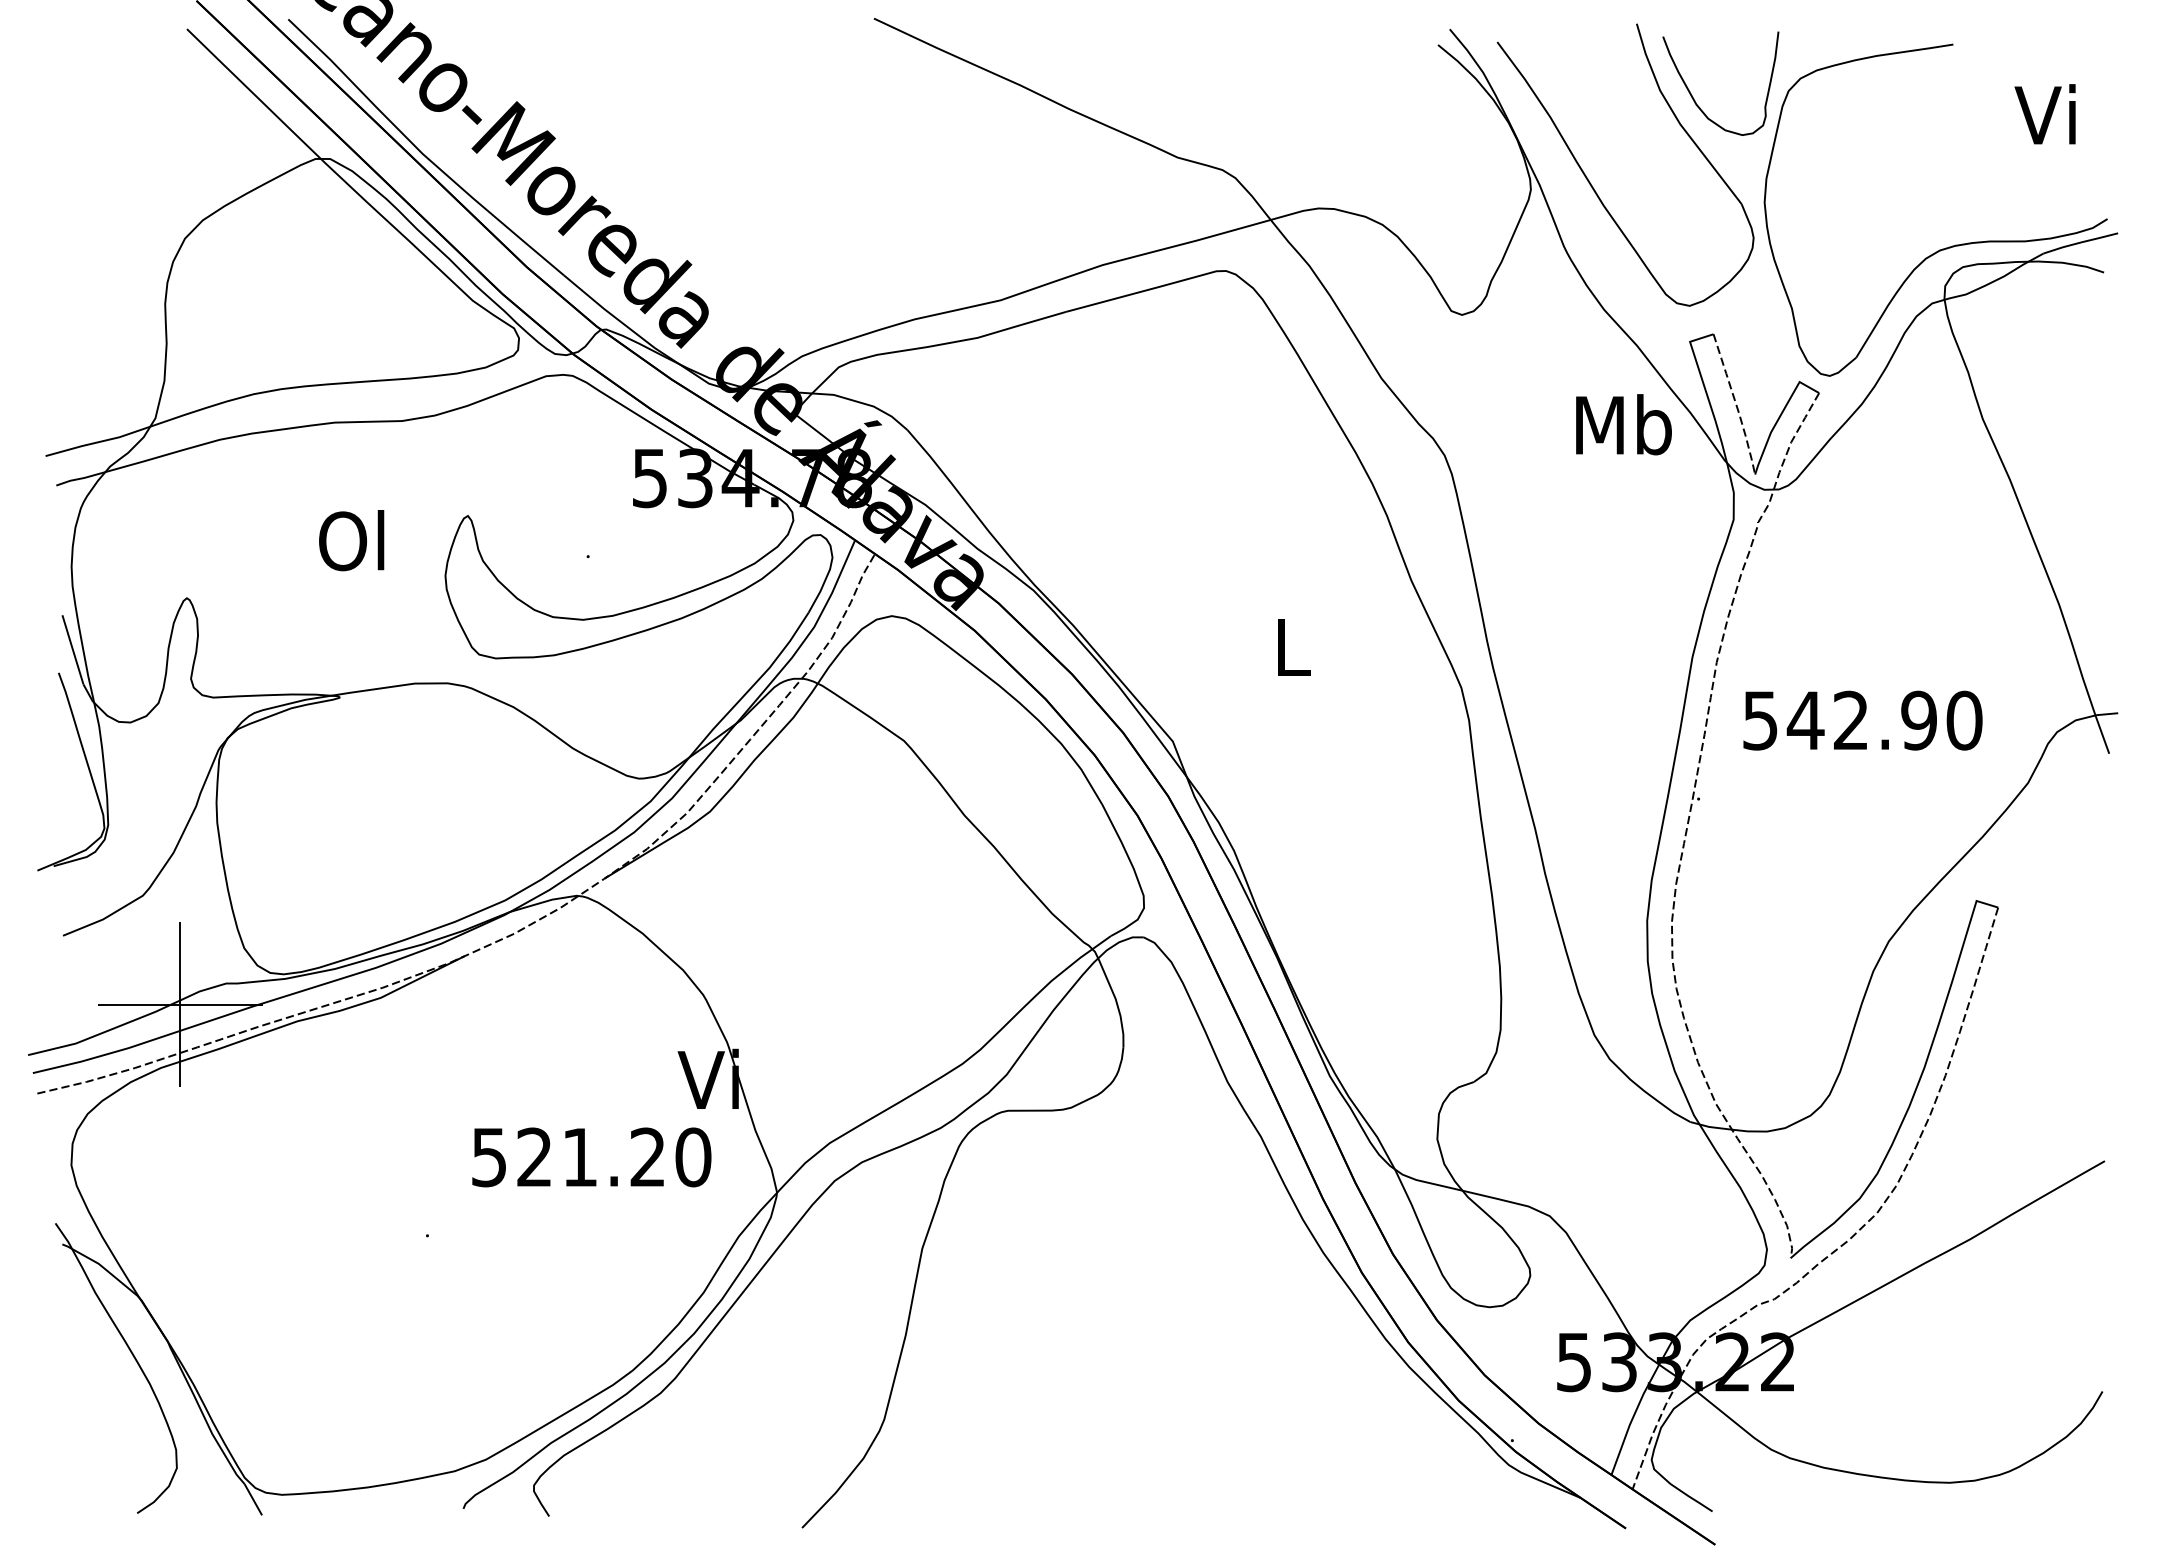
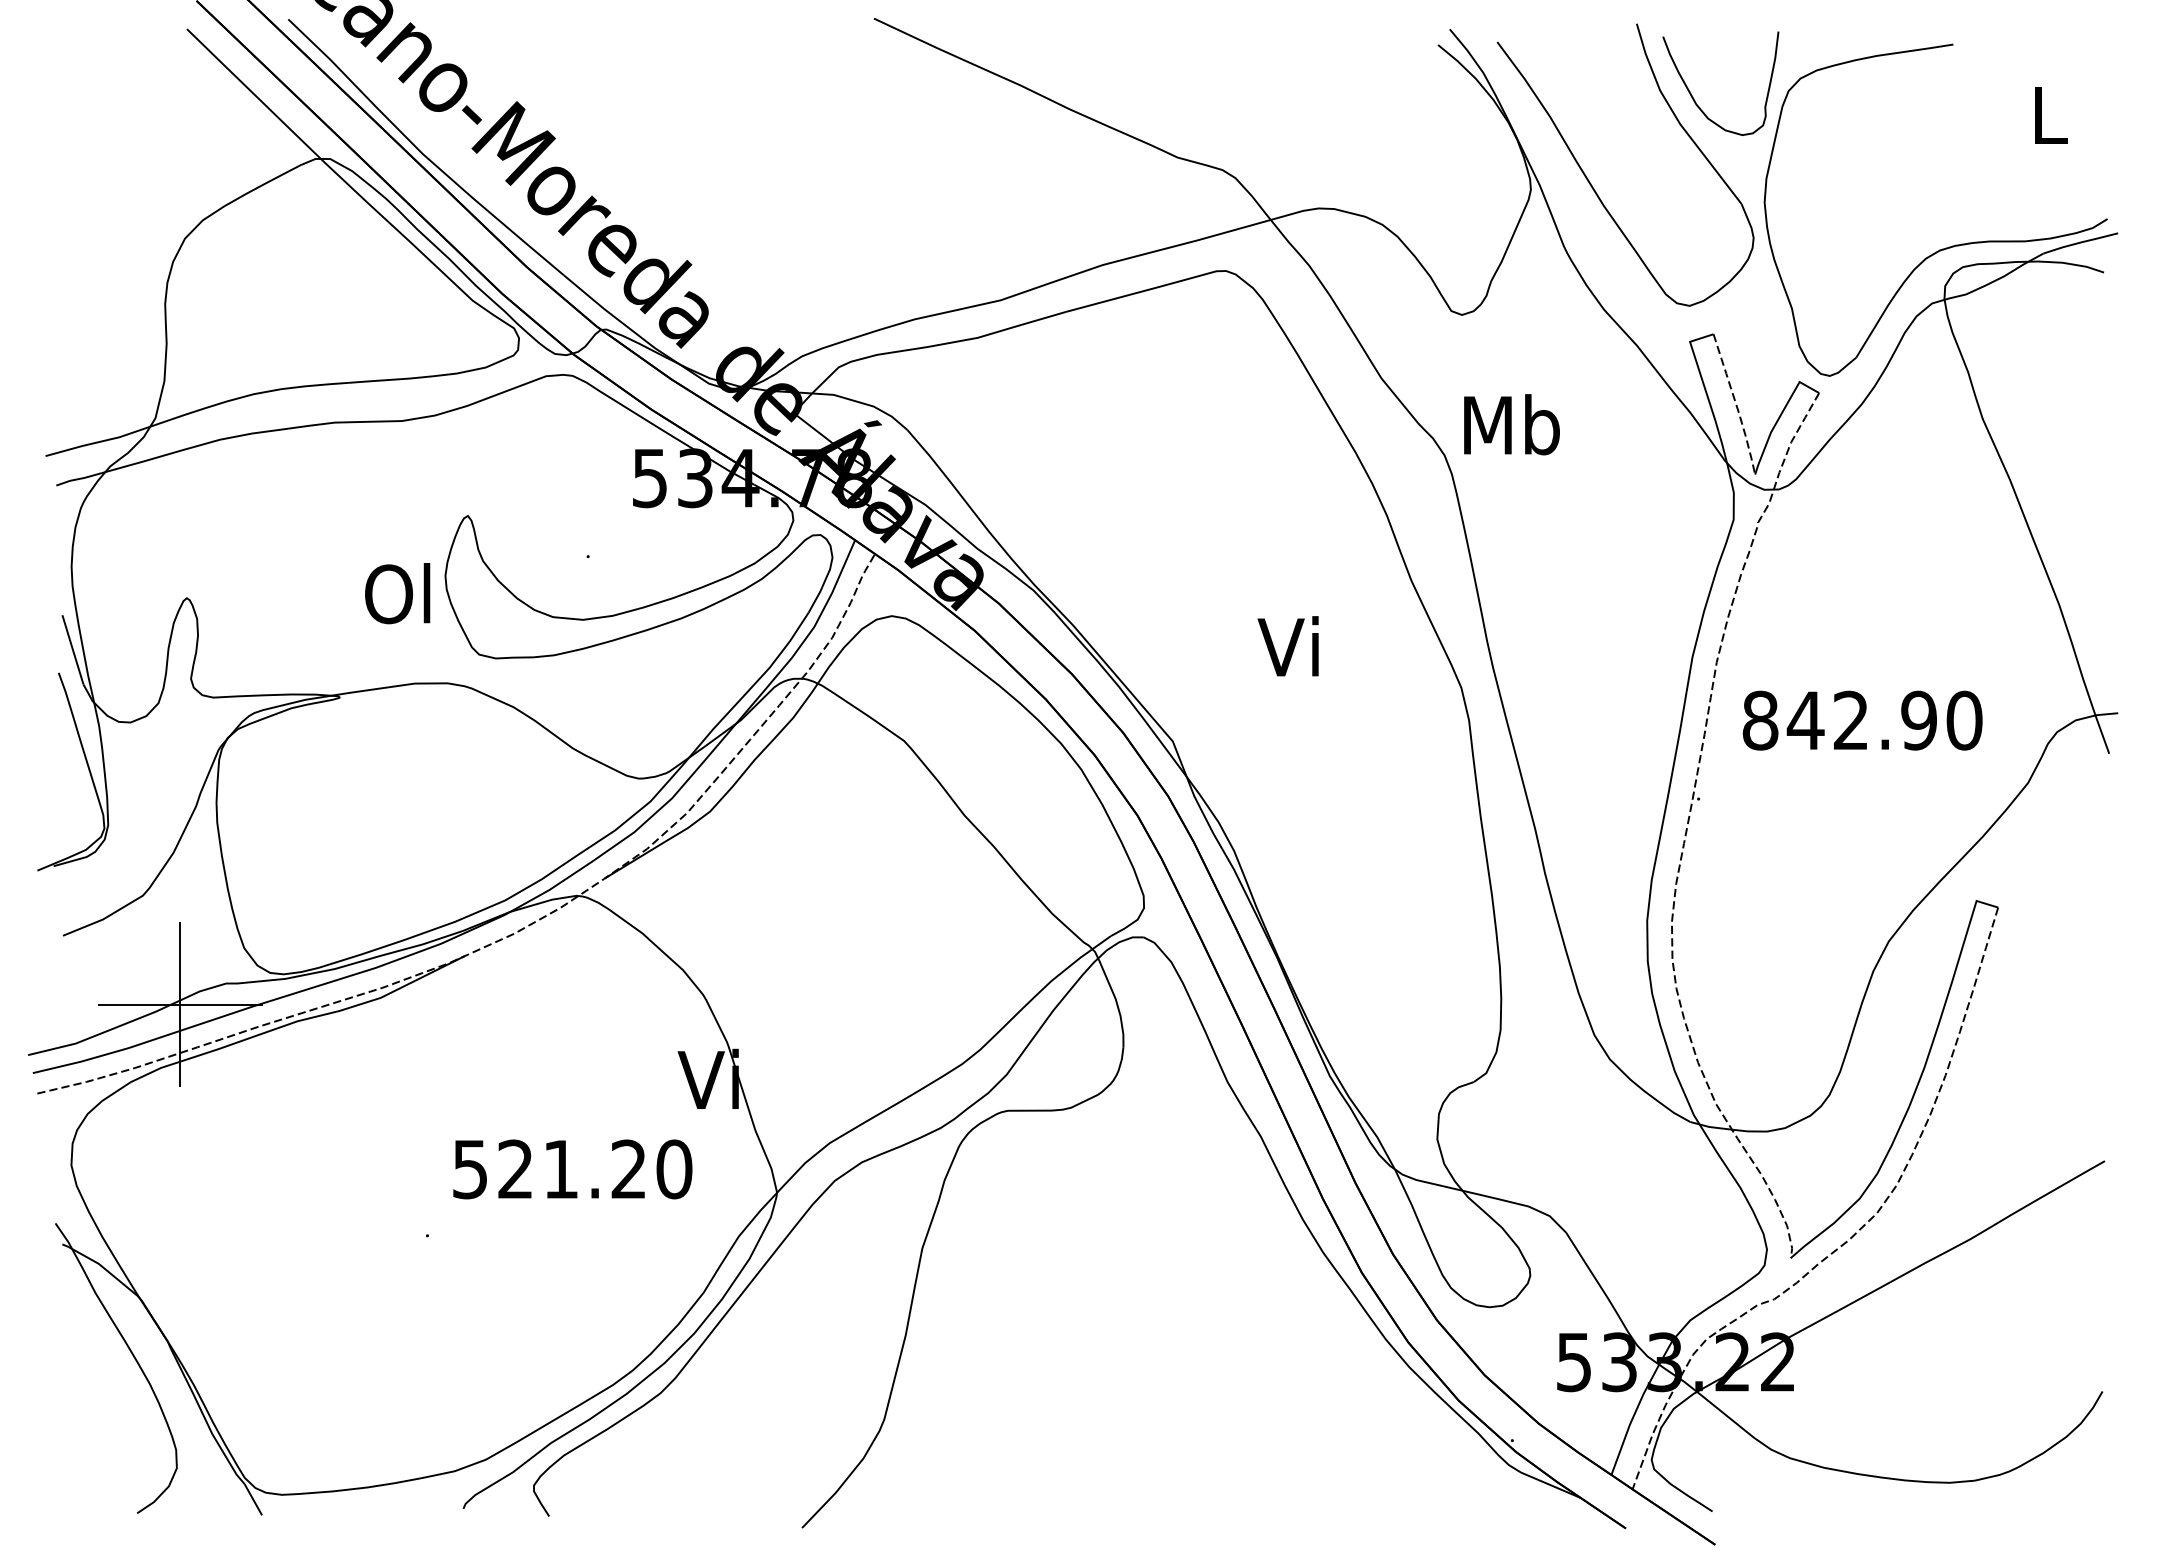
text: Vi -> L (2044, 114)
text position: (1623, 424) -> (1511, 424) (1511, 424)
text position: (351, 540) -> (397, 593) (397, 593)
text: L -> Vi (1287, 646)
text: 542.90 -> 842.90 (1760, 720)
text position: (591, 1157) -> (572, 1169) (572, 1169)
